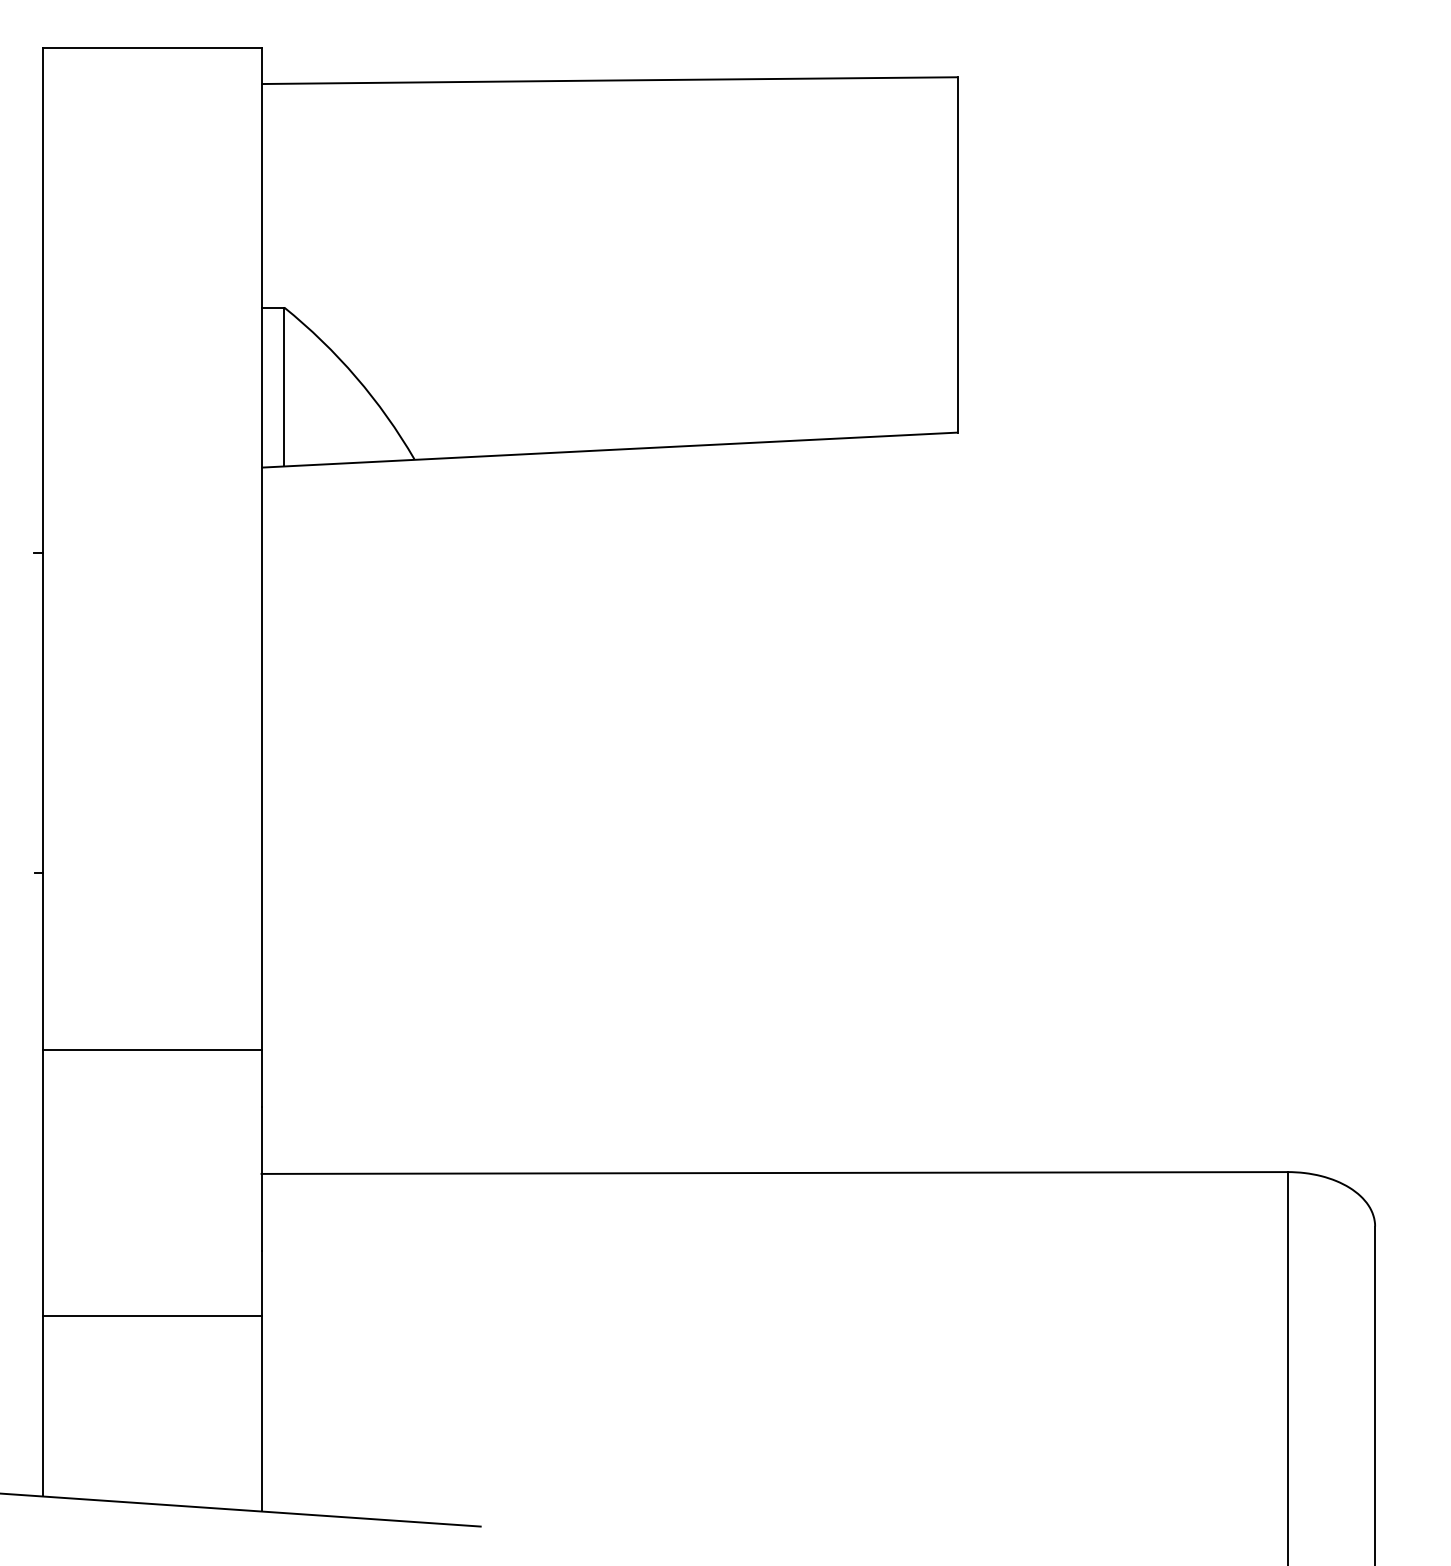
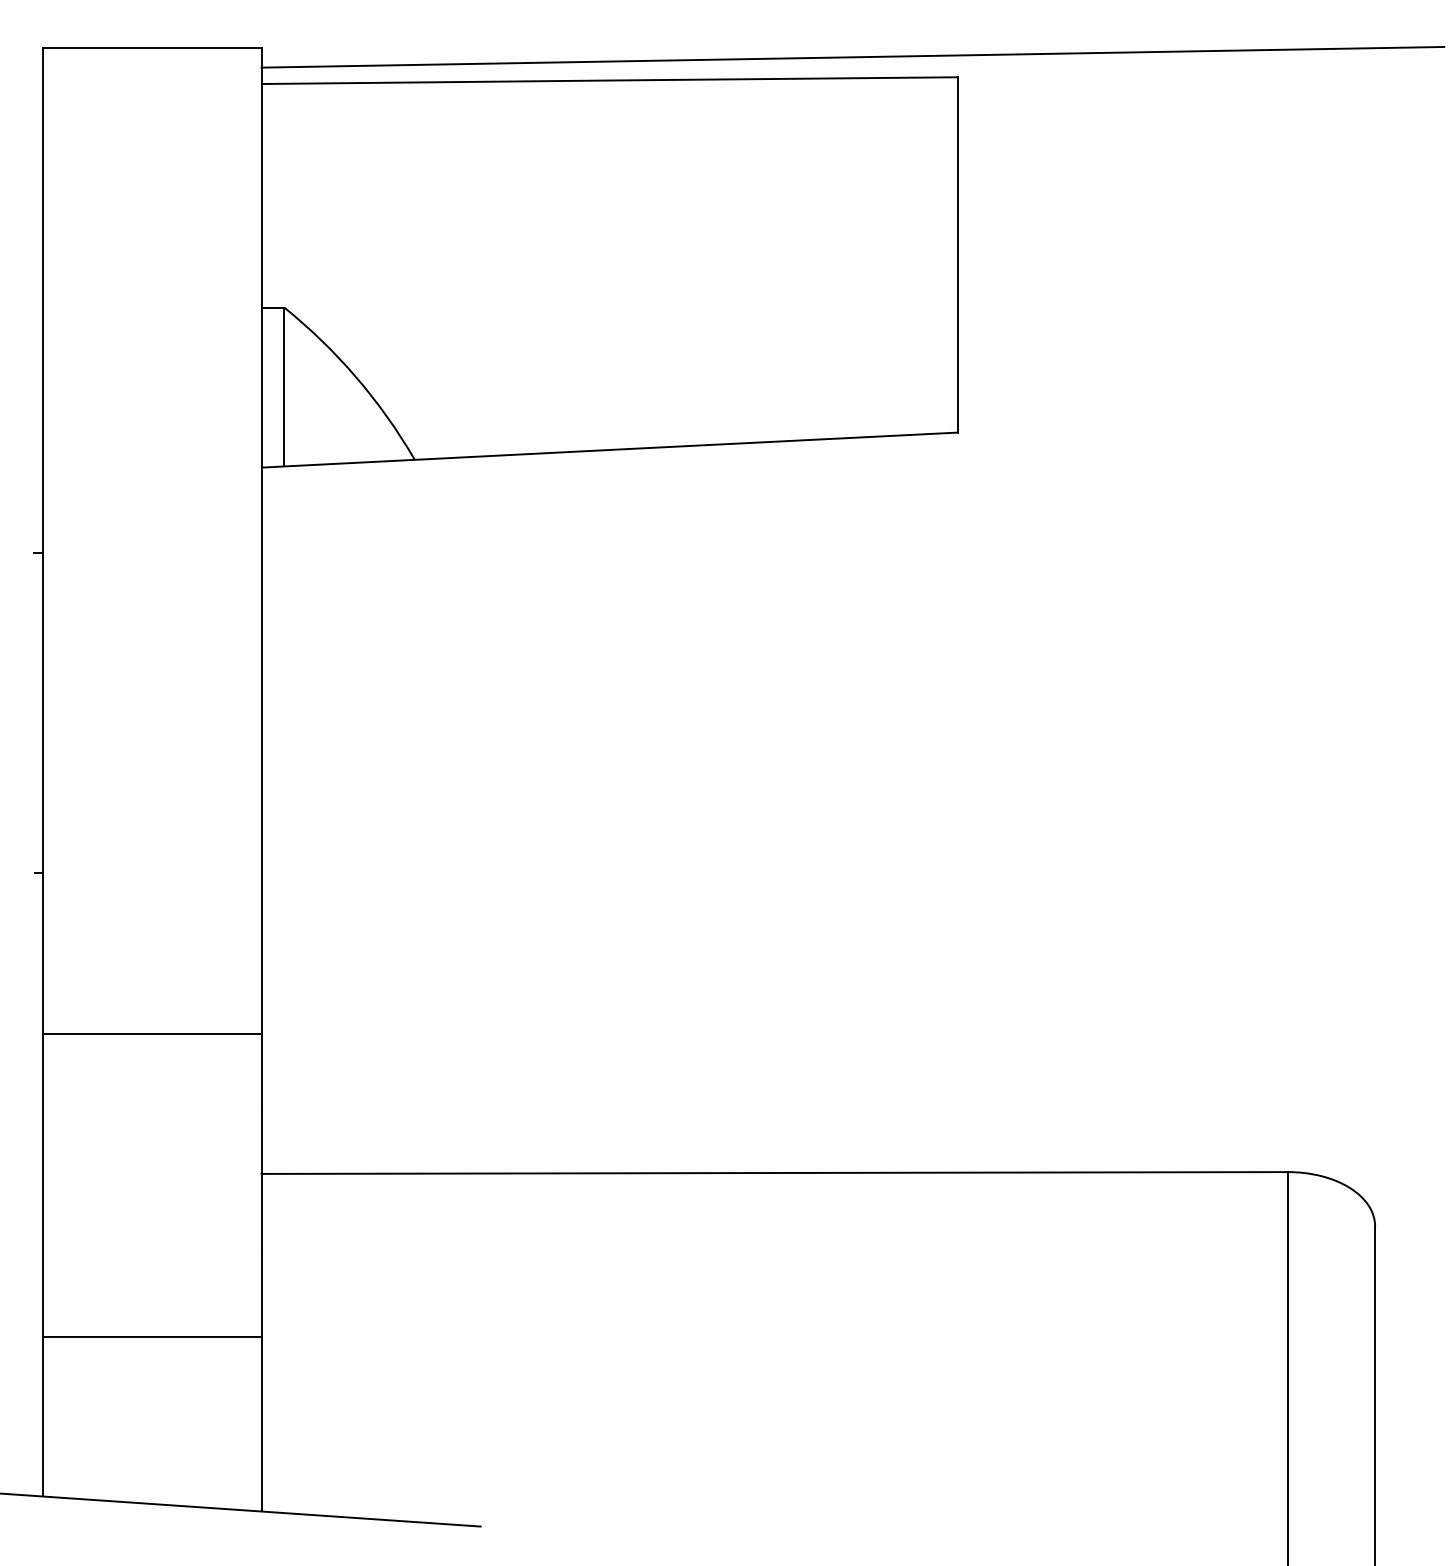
line: none -> present (852, 56)
line position: (152, 1049) -> (152, 1033) (152, 1033)
line position: (152, 1315) -> (152, 1336) (152, 1336)
